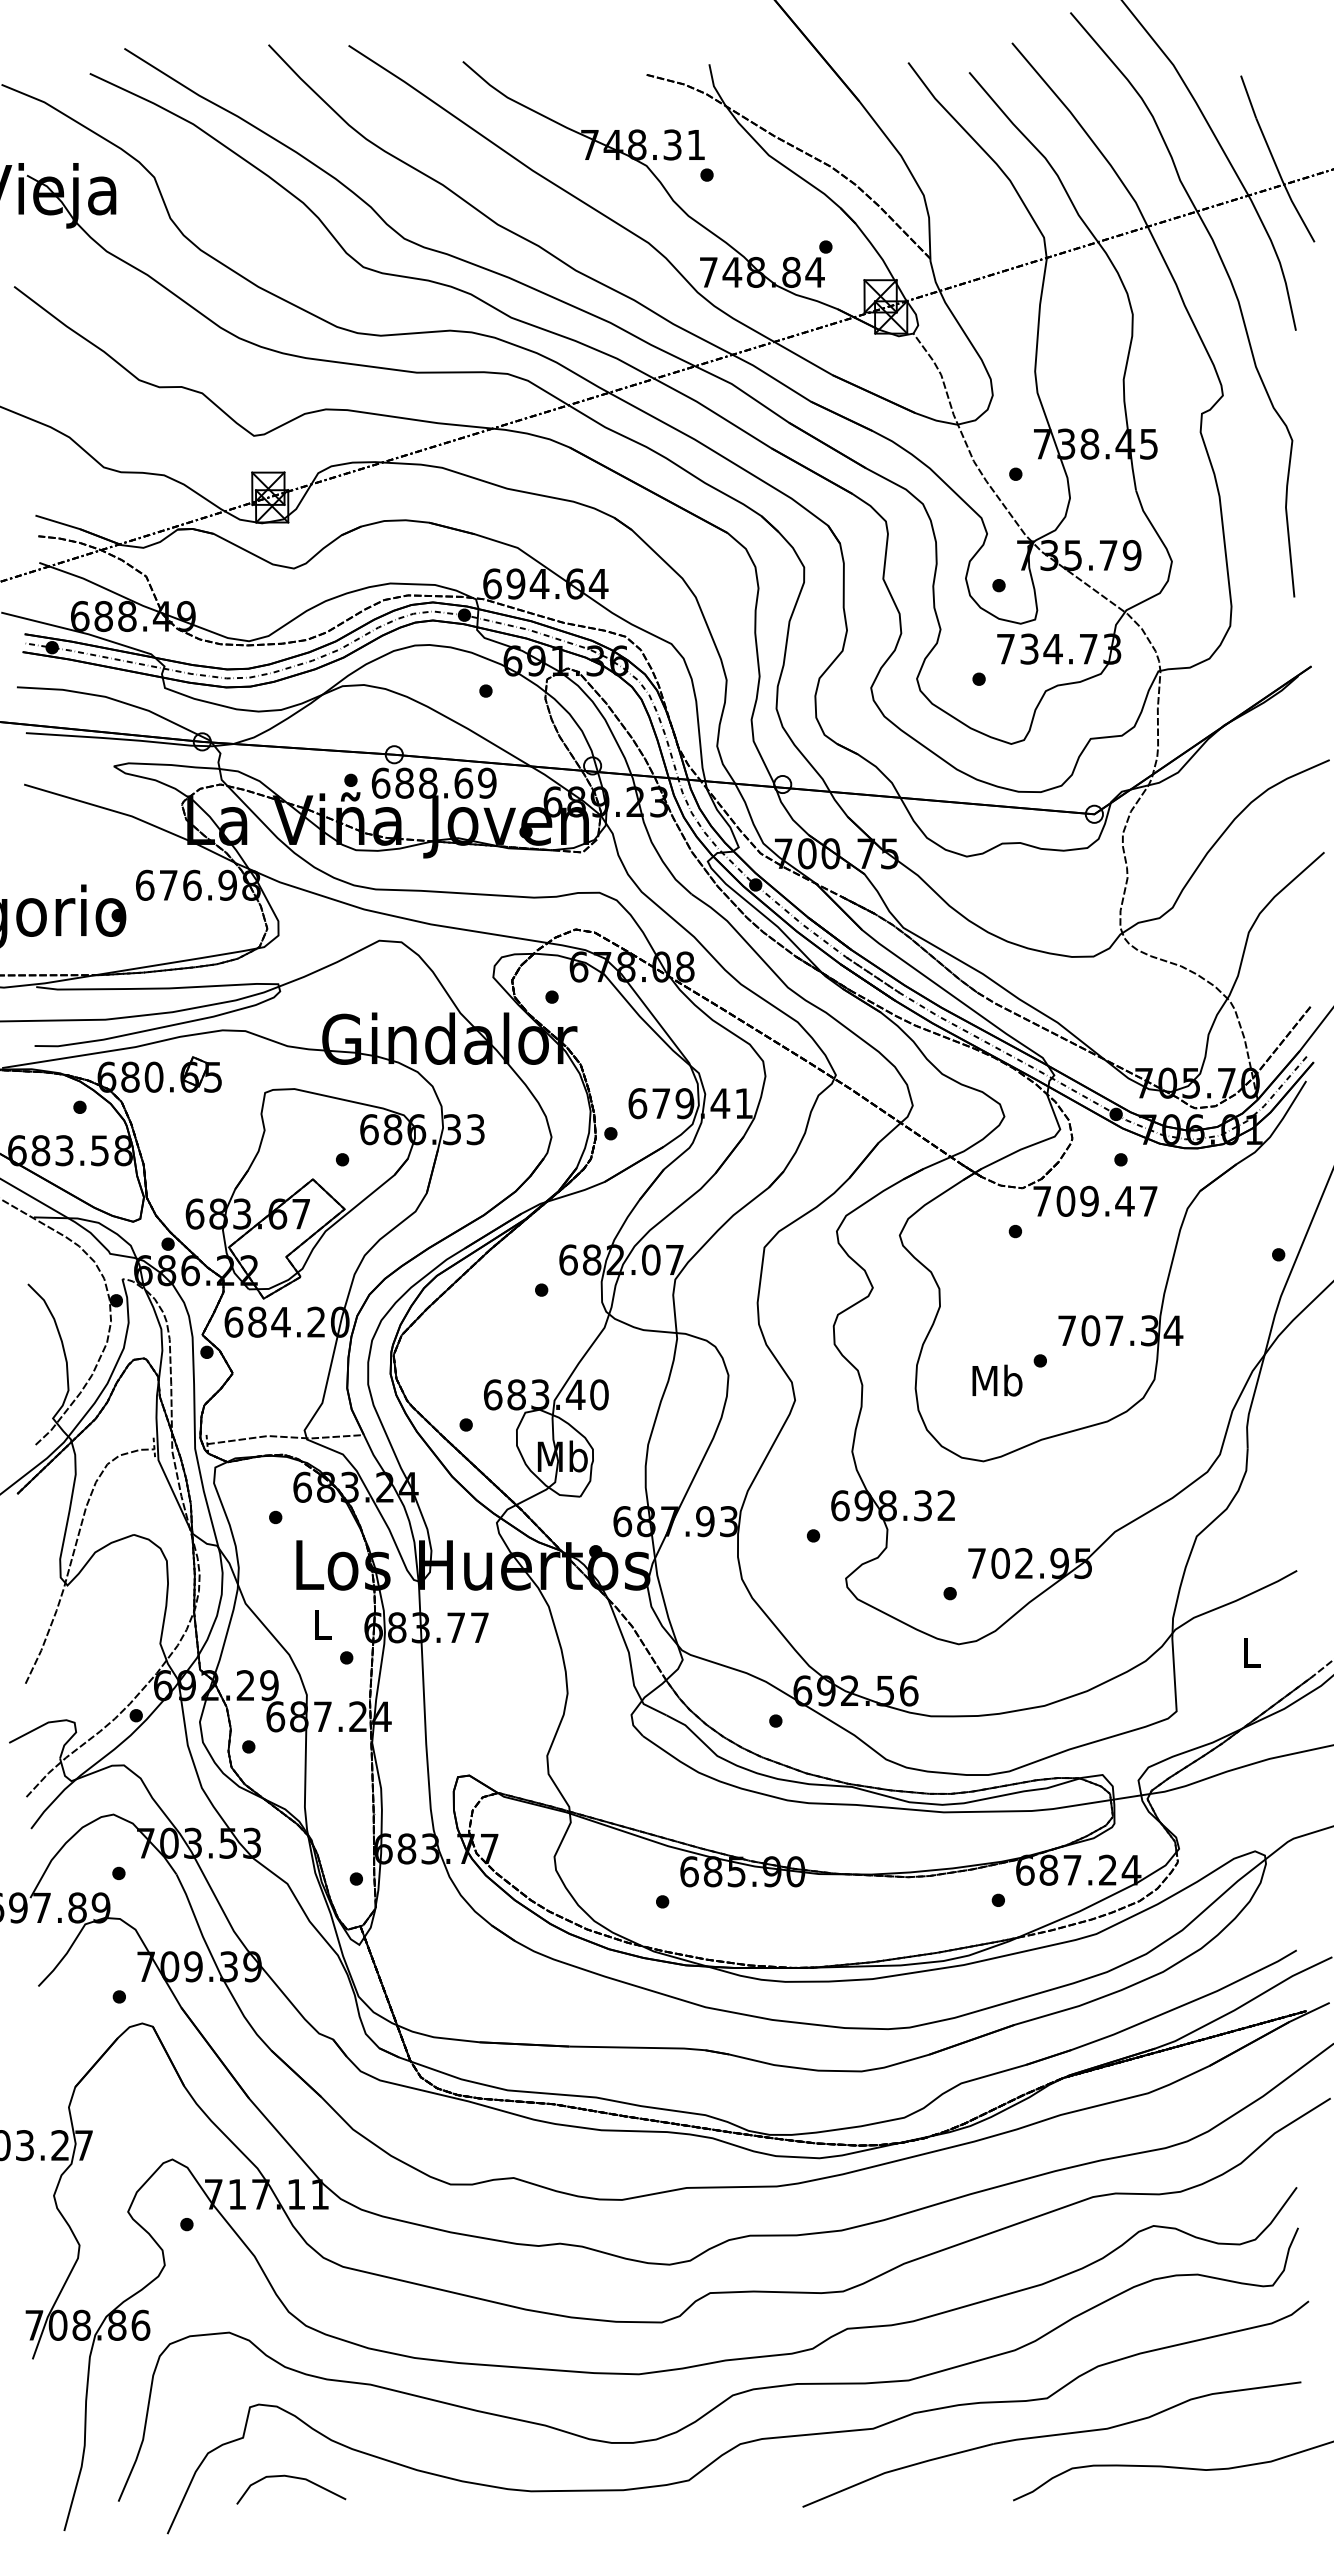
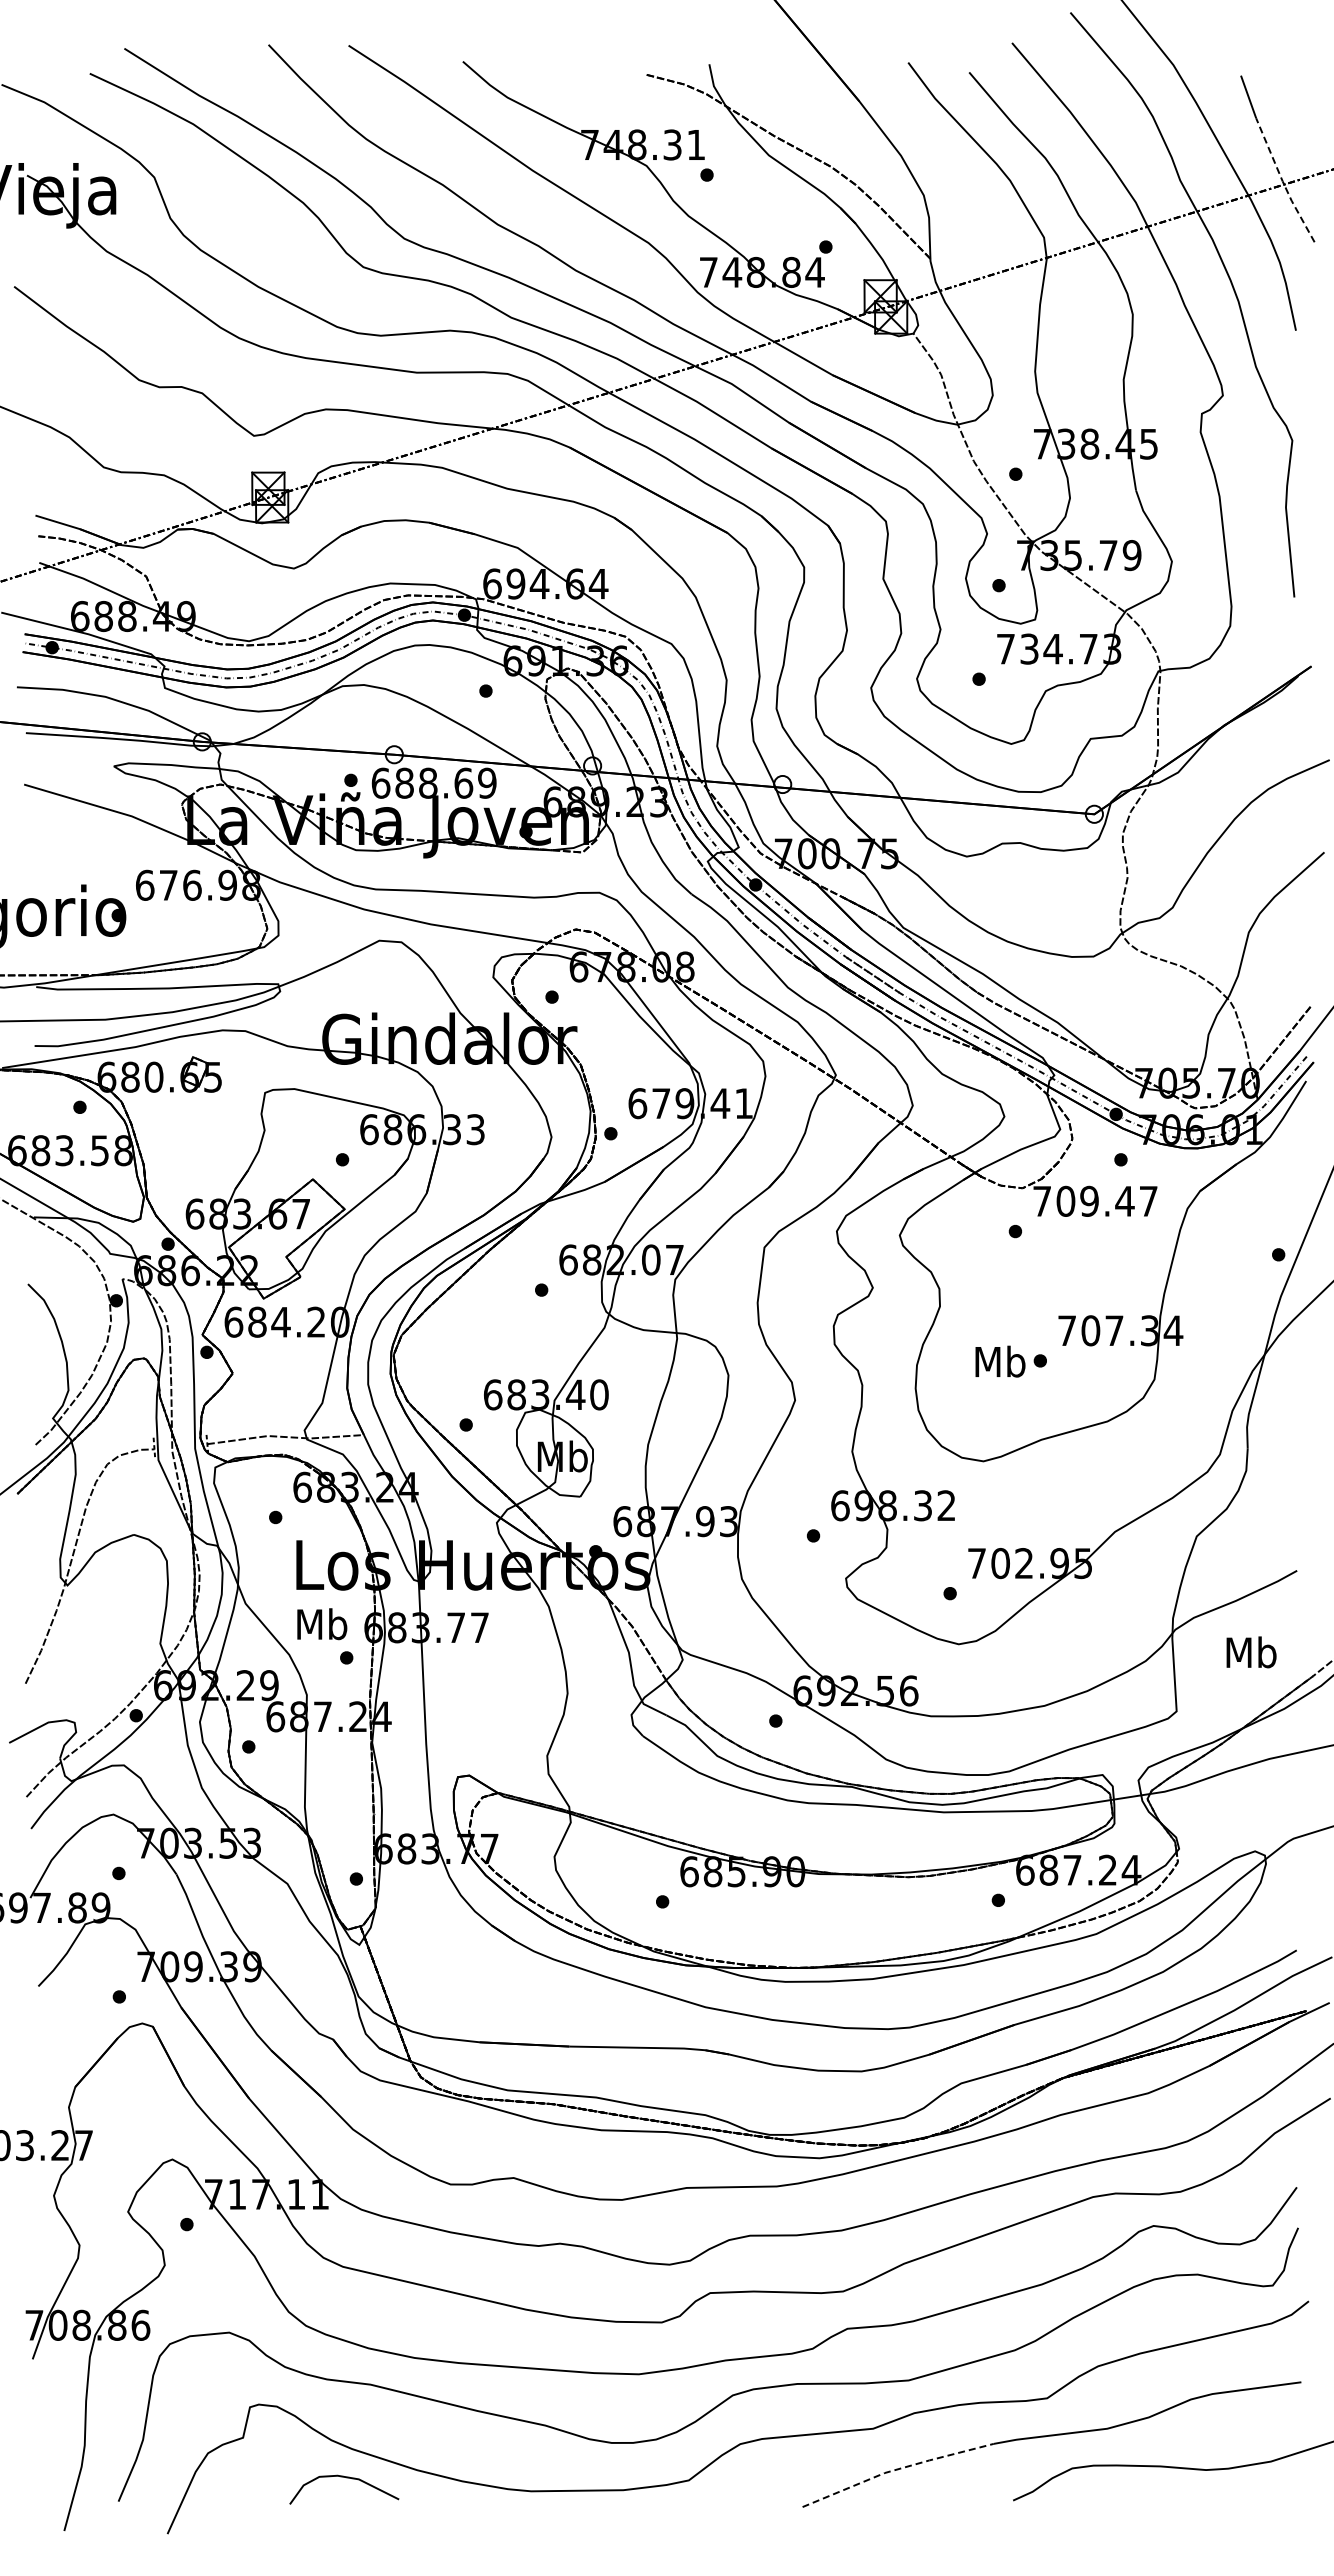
line: solid -> dashed (1282, 181)
text position: (997, 1380) -> (1000, 1361) (1000, 1361)
text: L -> Mb (322, 1624)
text: L -> Mb (1251, 1652)
line: solid -> dashed (897, 2469)
curve position: (293, 2478) -> (346, 2478) (346, 2478)
